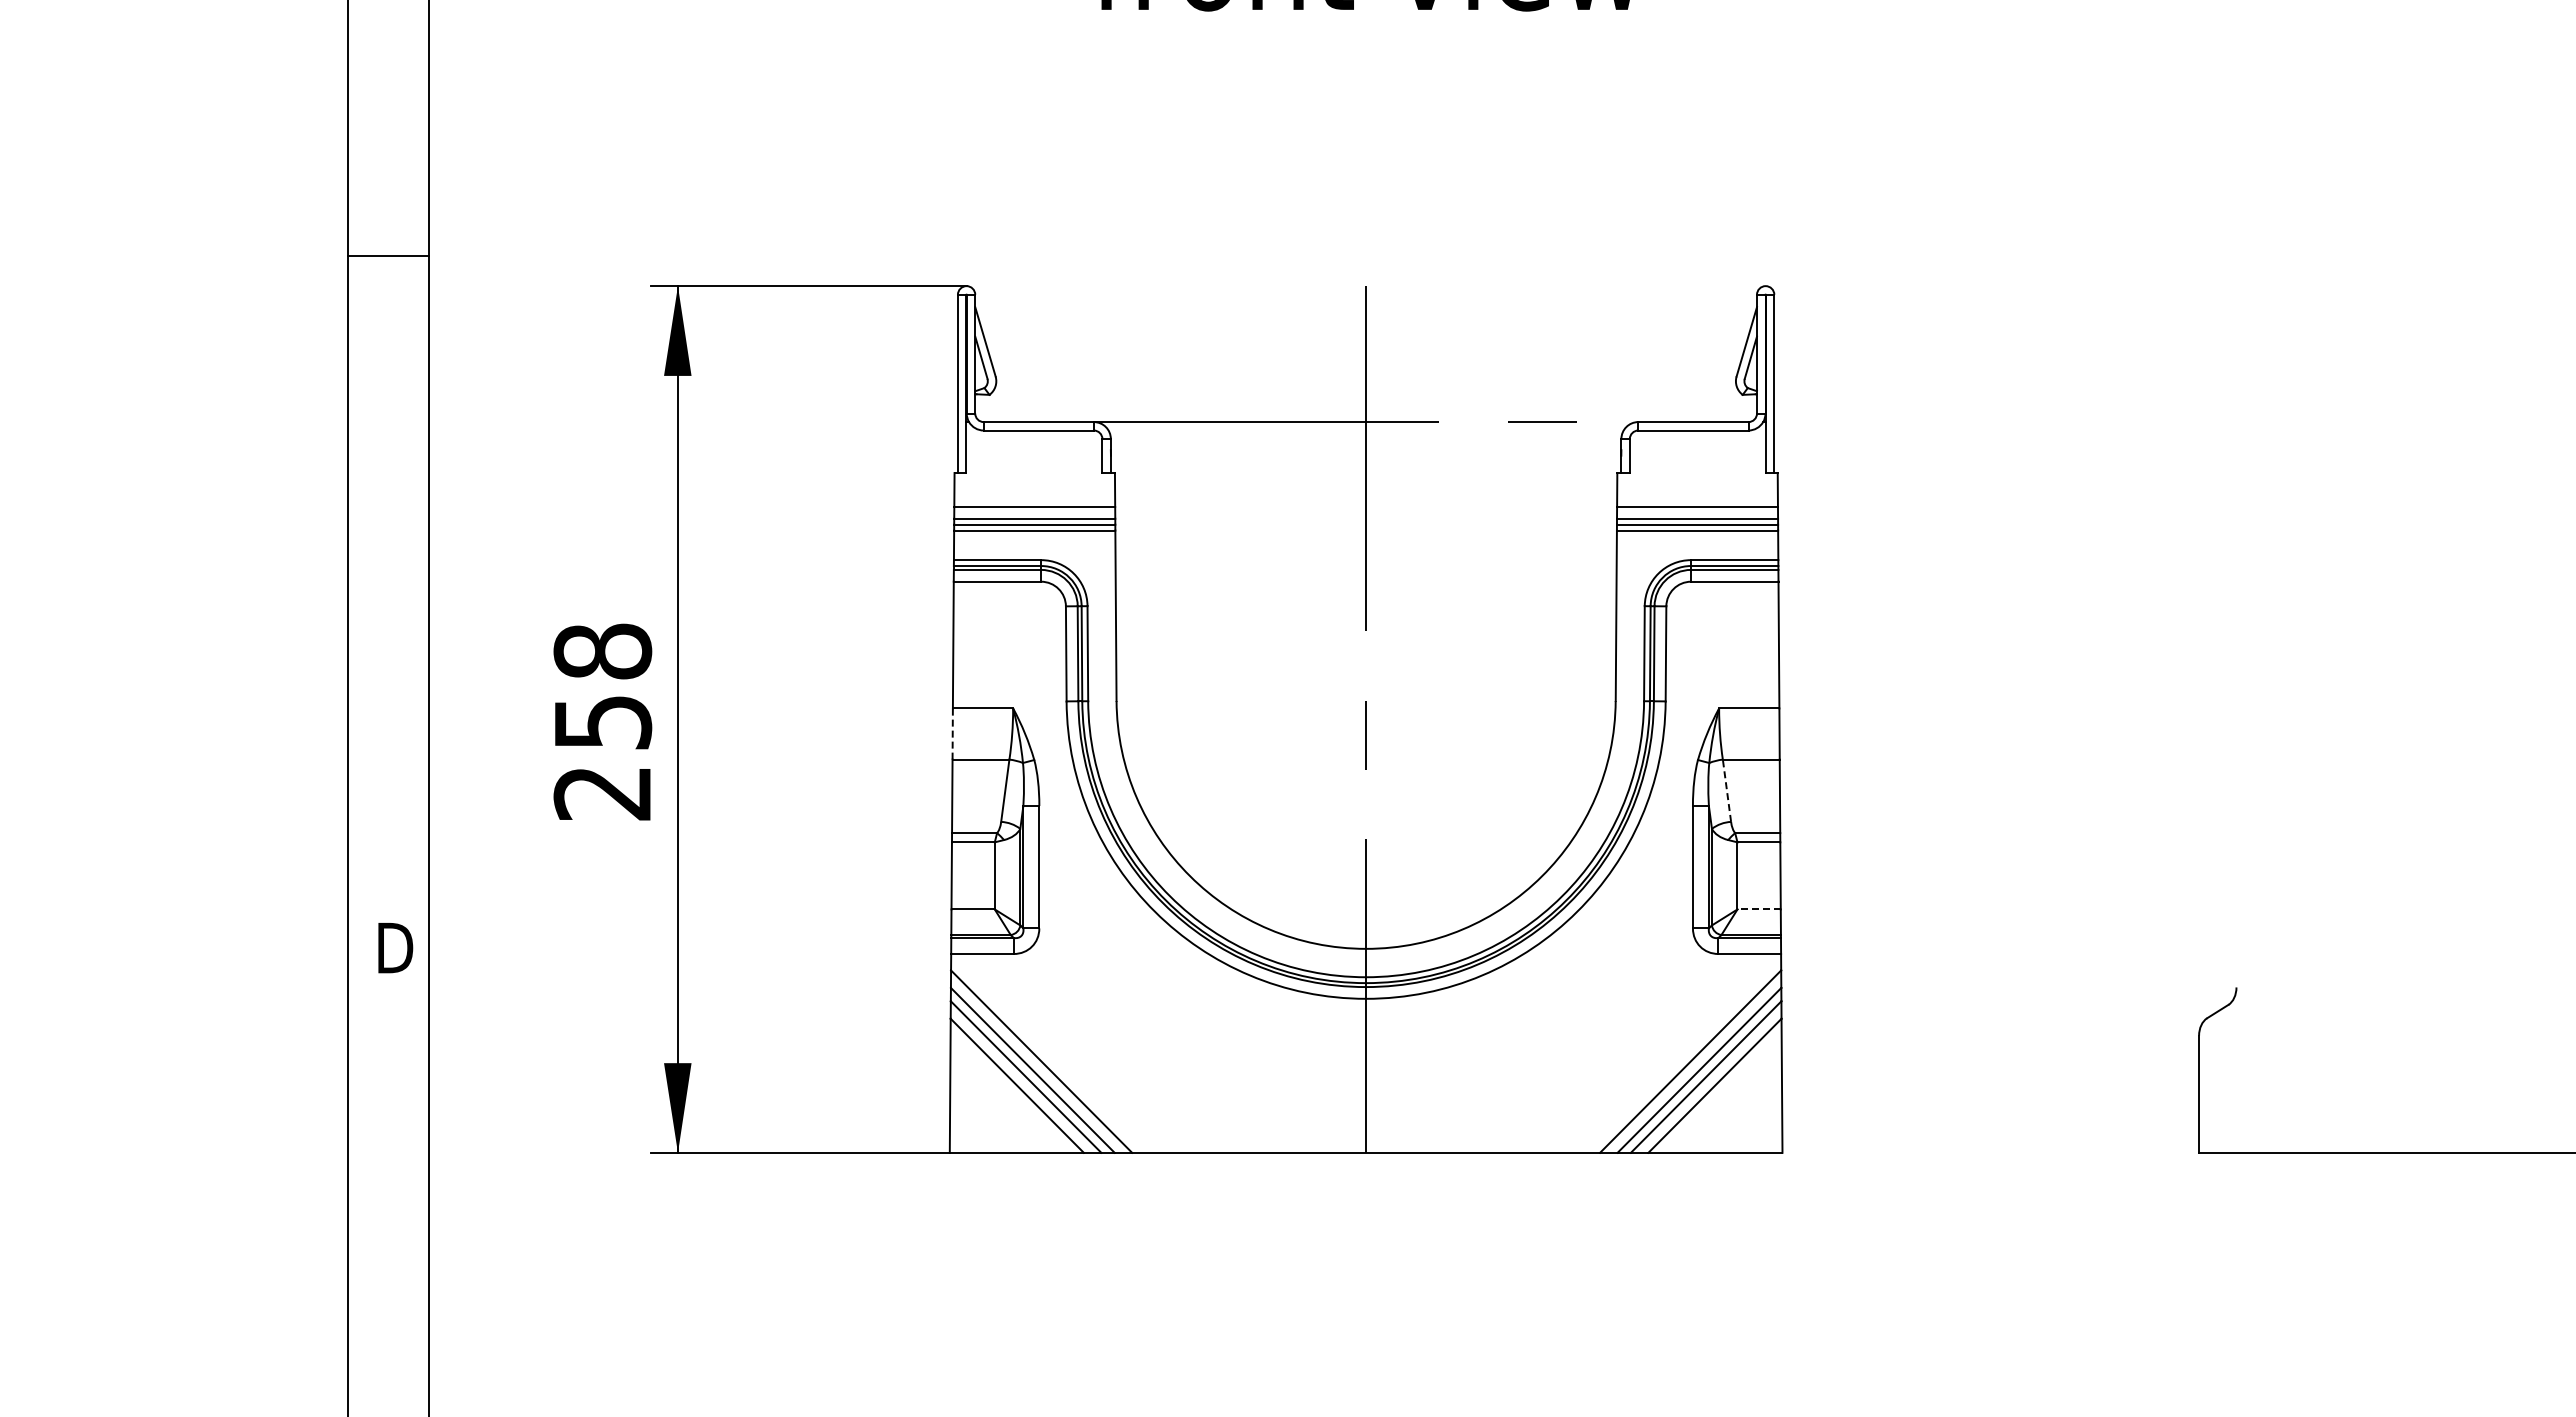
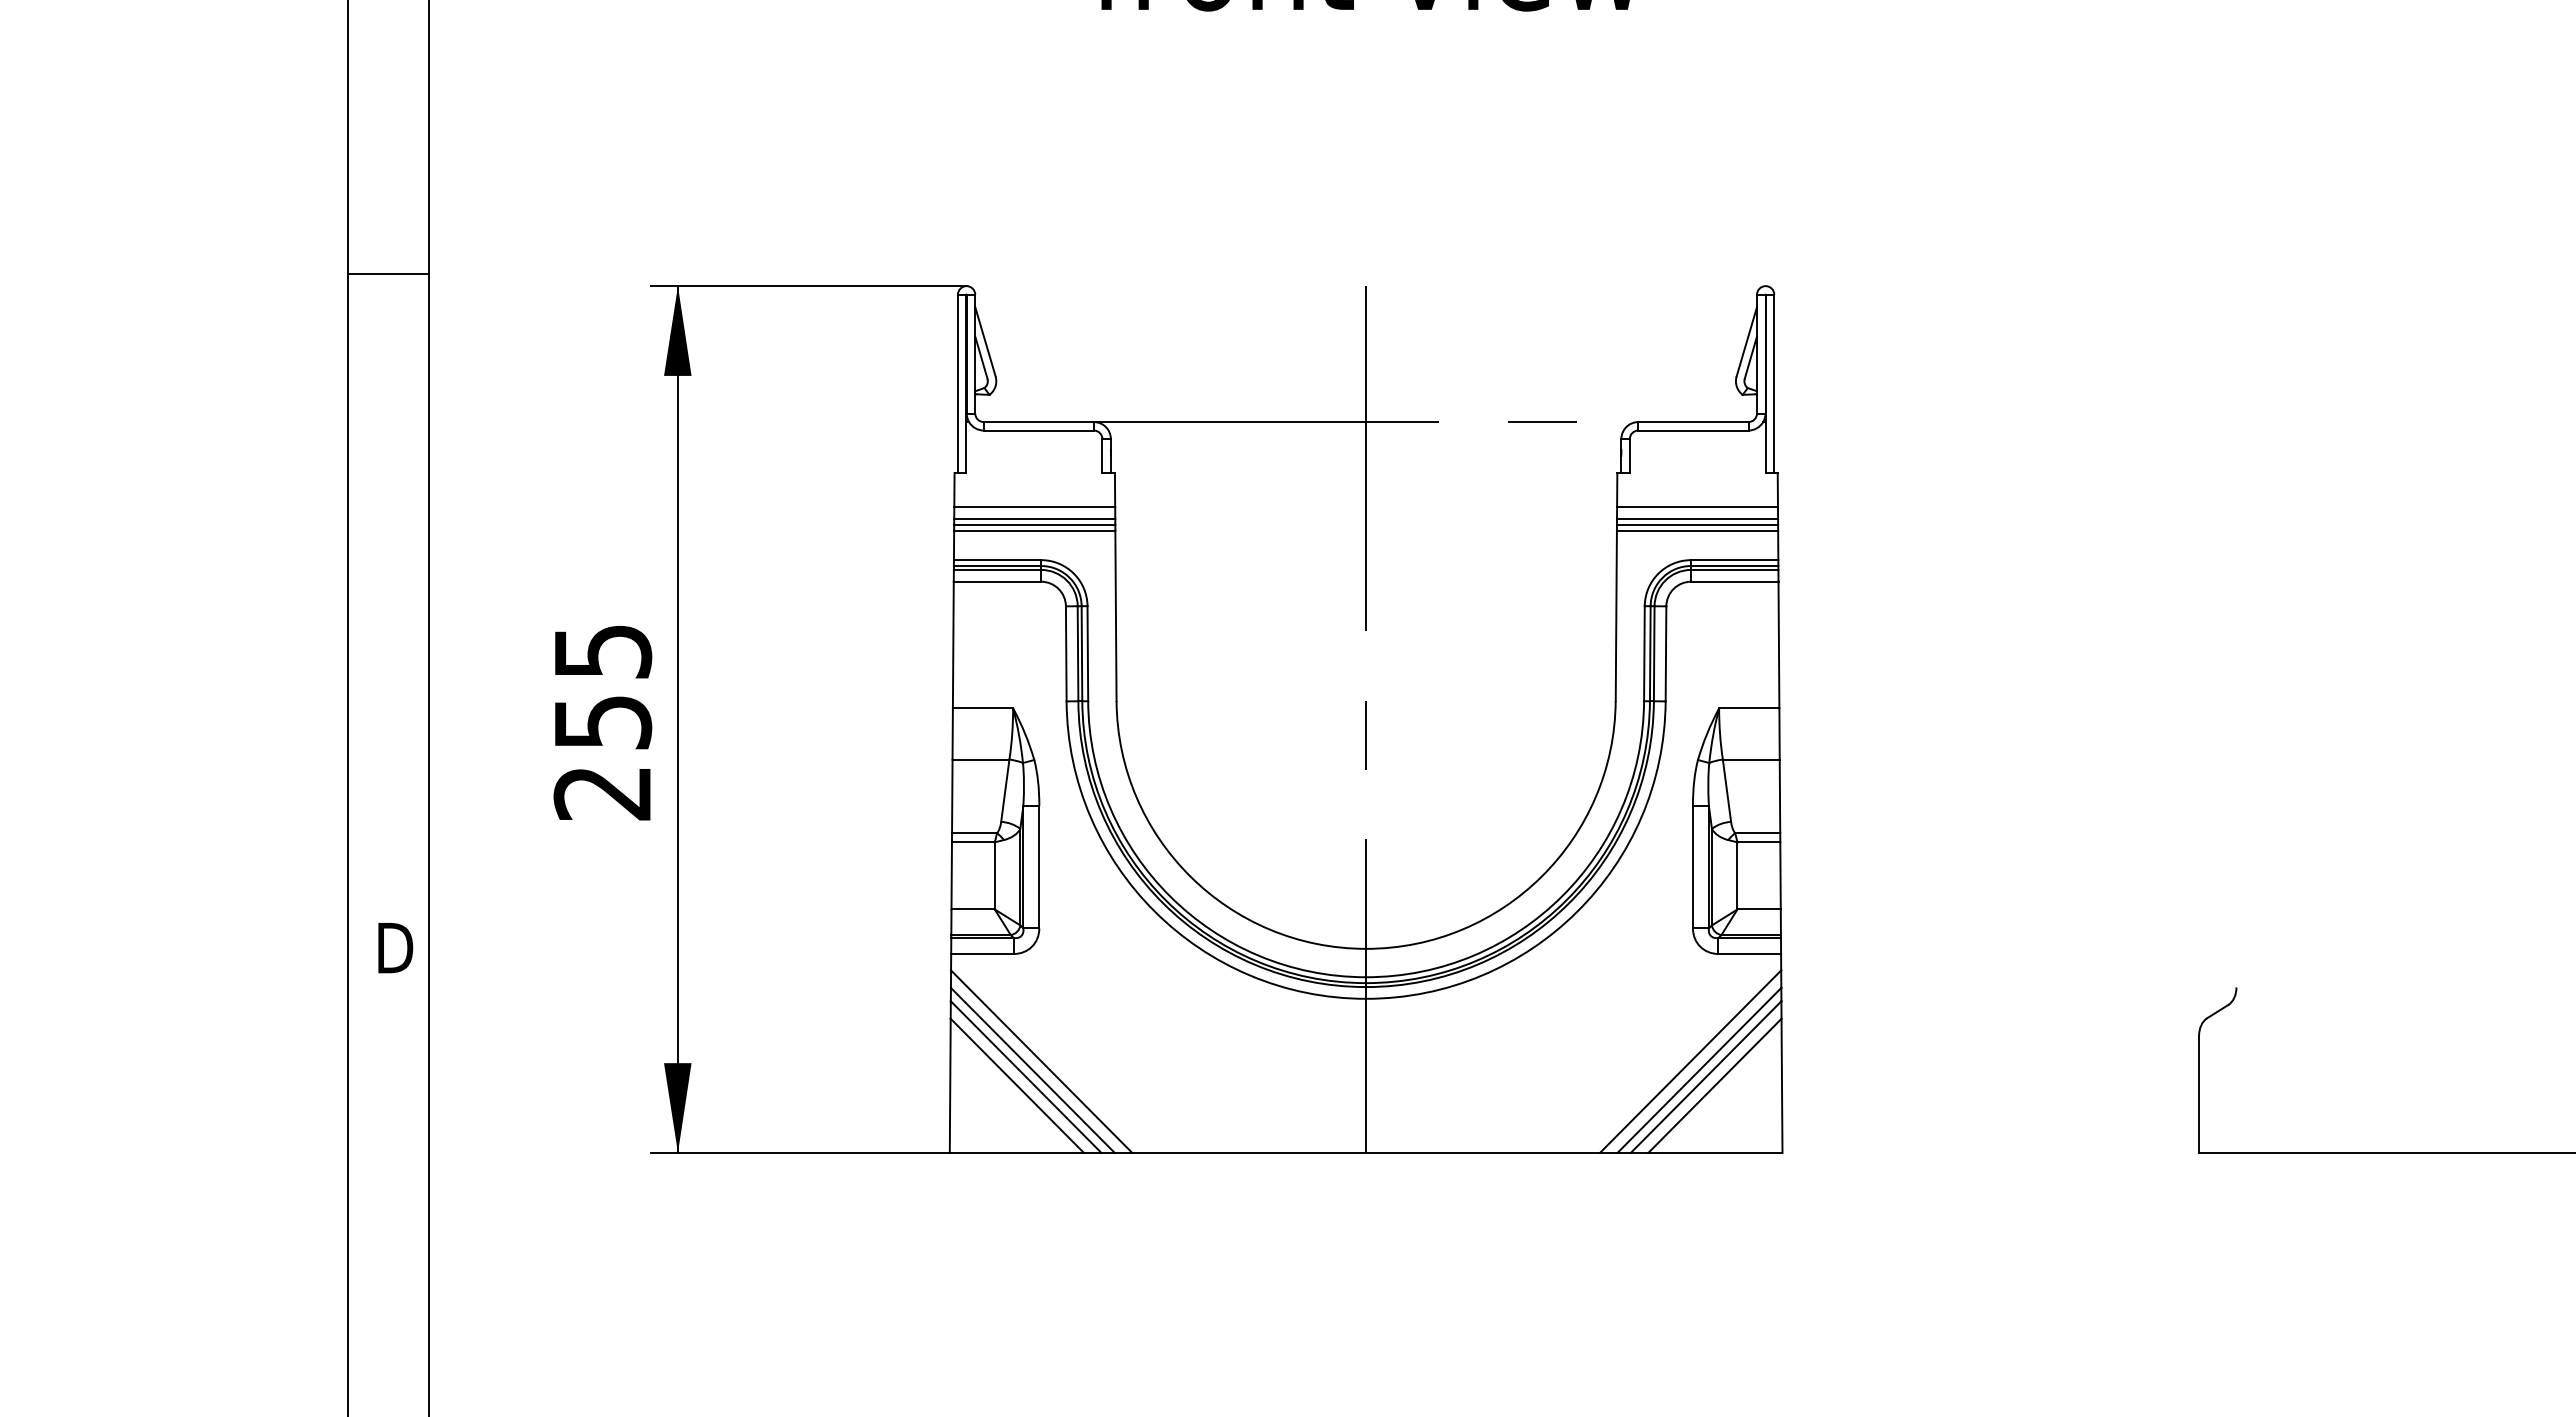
line position: (388, 256) -> (388, 274) (388, 274)
text: 258 -> 255 (602, 651)
line: dashed -> solid (952, 734)
line: dashed -> solid (1726, 790)
line: dashed -> solid (1759, 909)
